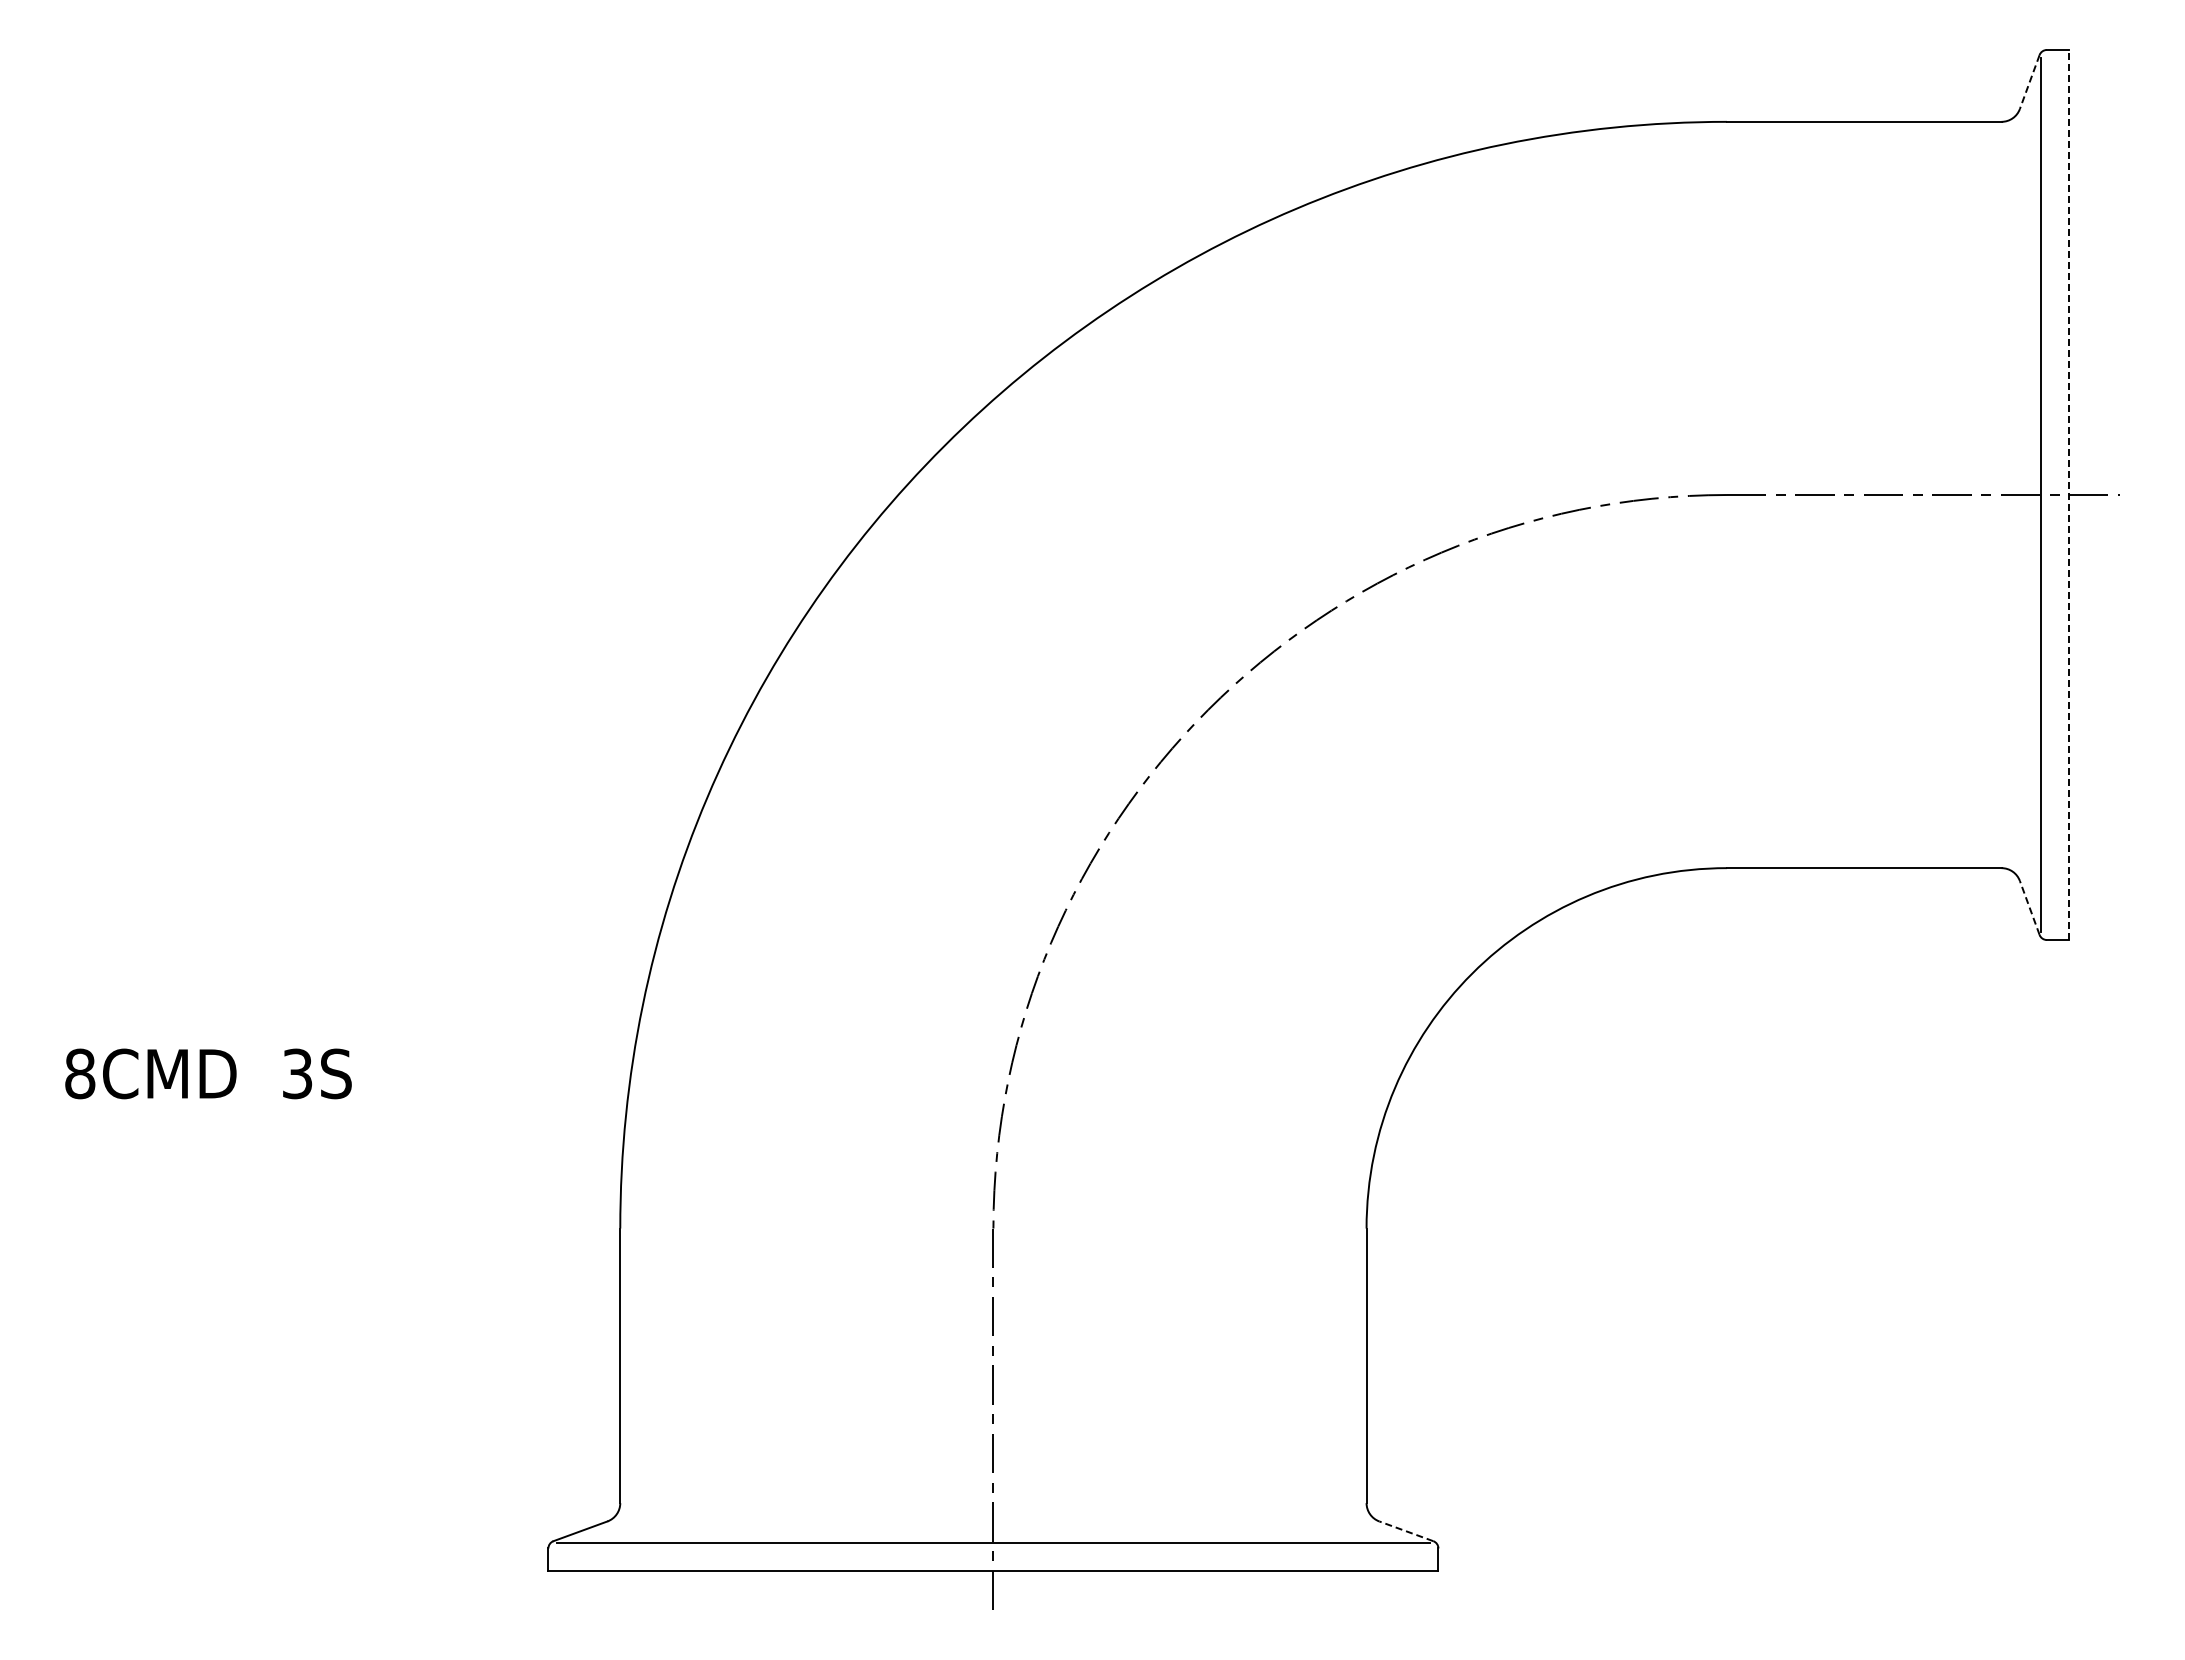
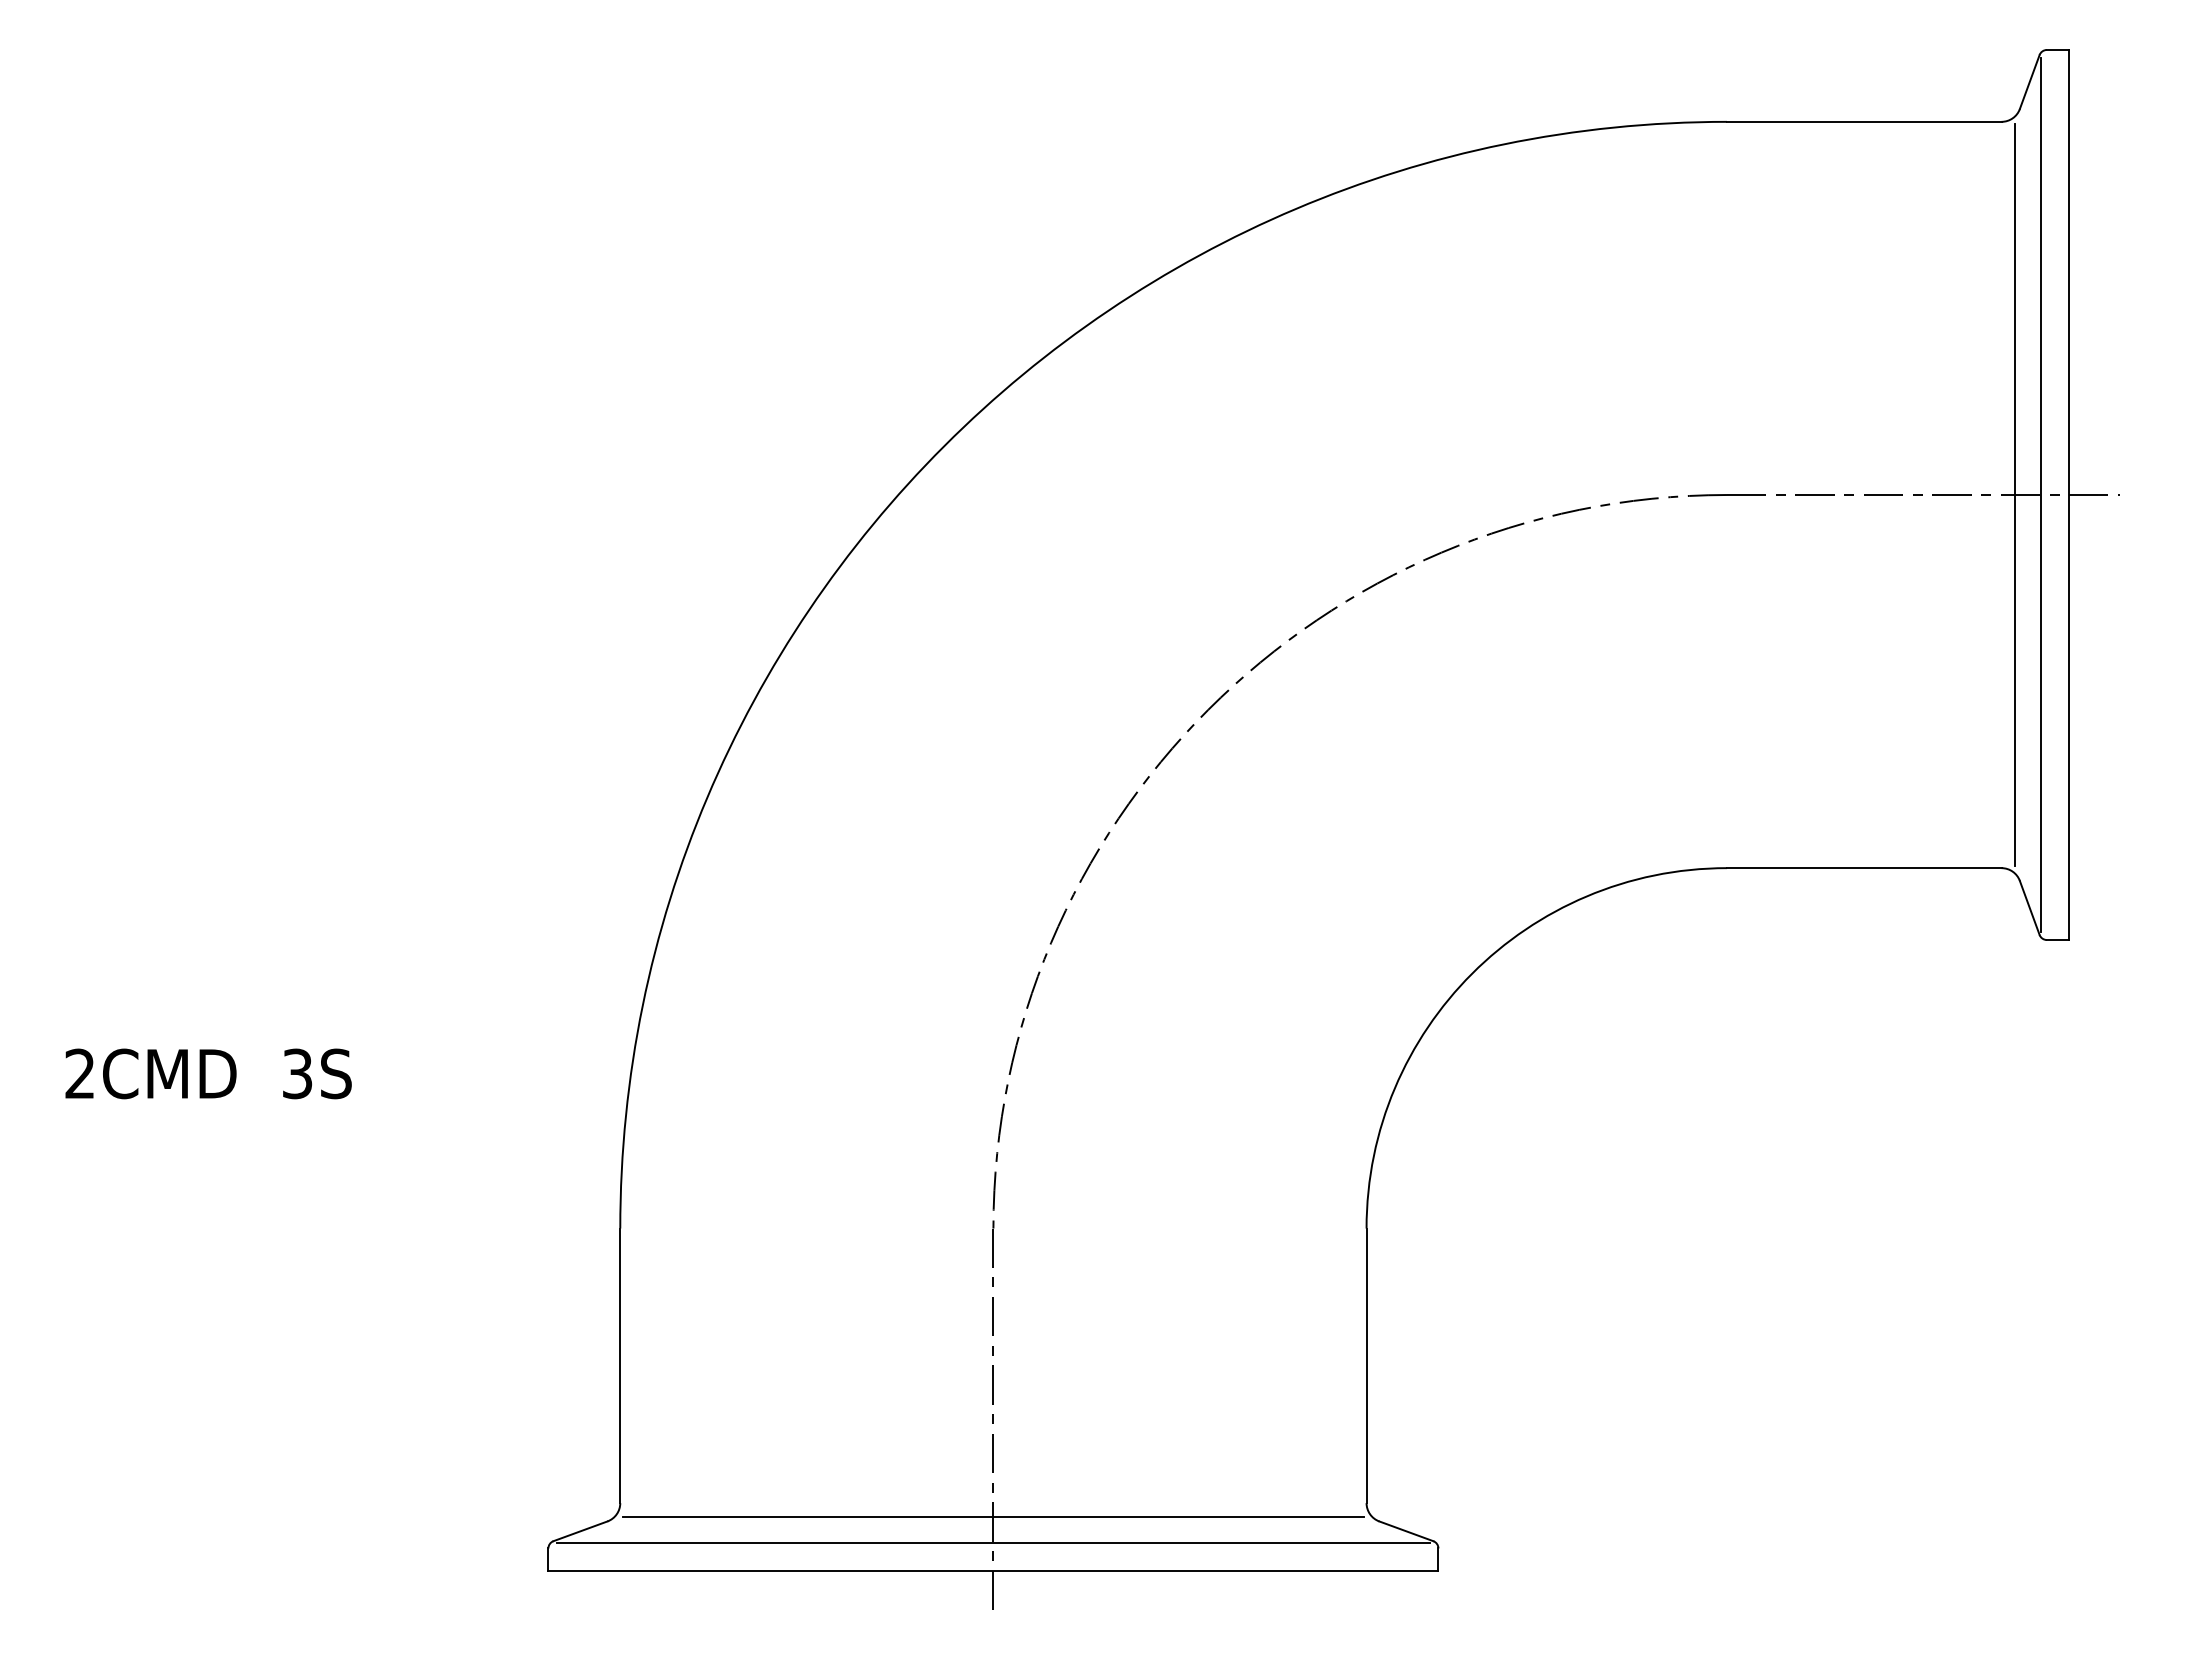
line: dashed -> solid (2029, 82)
line: none -> present (2015, 494)
line: dashed -> solid (2069, 494)
line: dashed -> solid (2029, 907)
text: 8CMD -> 2CMD (80, 1073)
line: none -> present (993, 1516)
line: dashed -> solid (1406, 1531)
